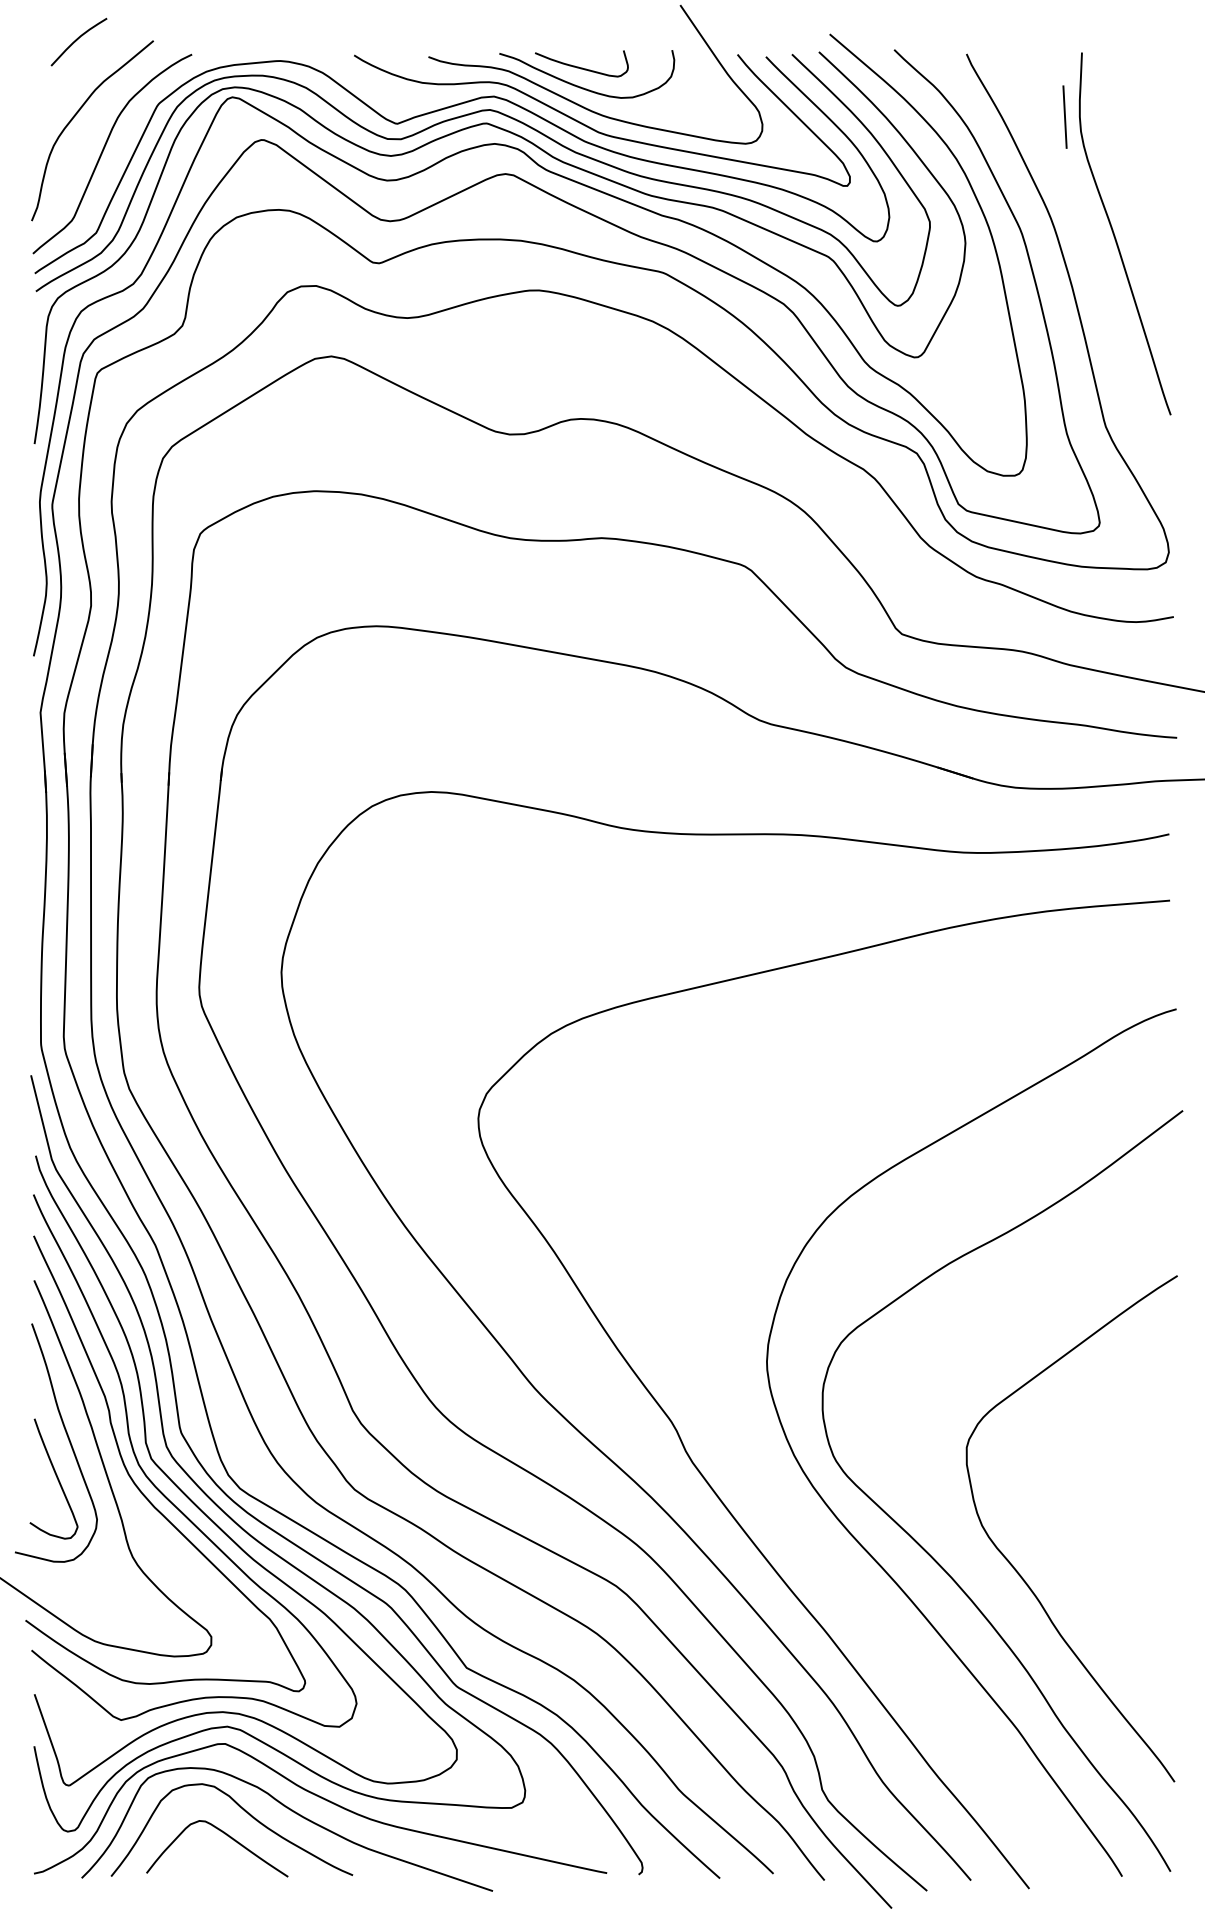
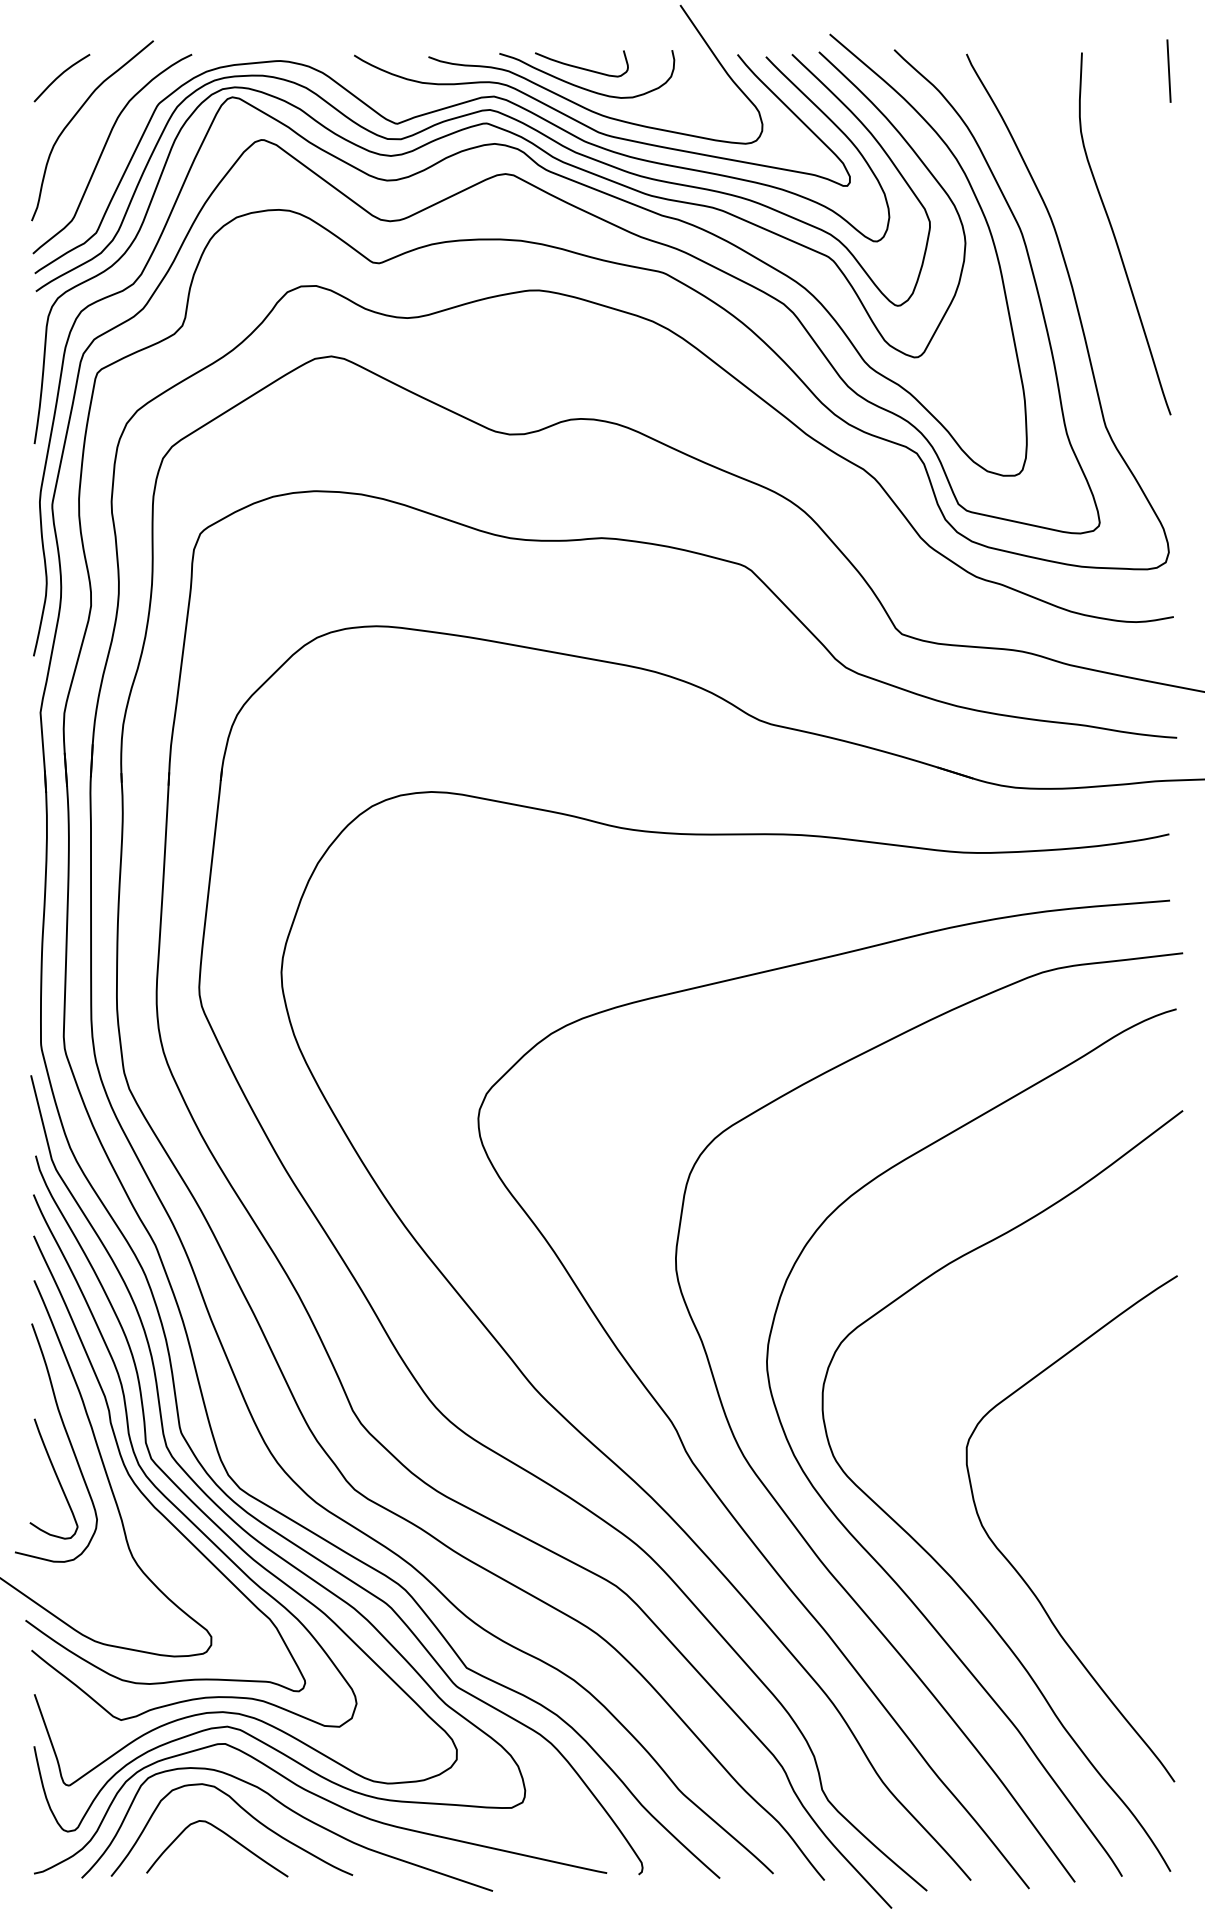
curve position: (77, 40) -> (60, 76) (60, 76)
line position: (1064, 116) -> (1168, 70) (1168, 70)
curve: none -> present (790, 1518)
